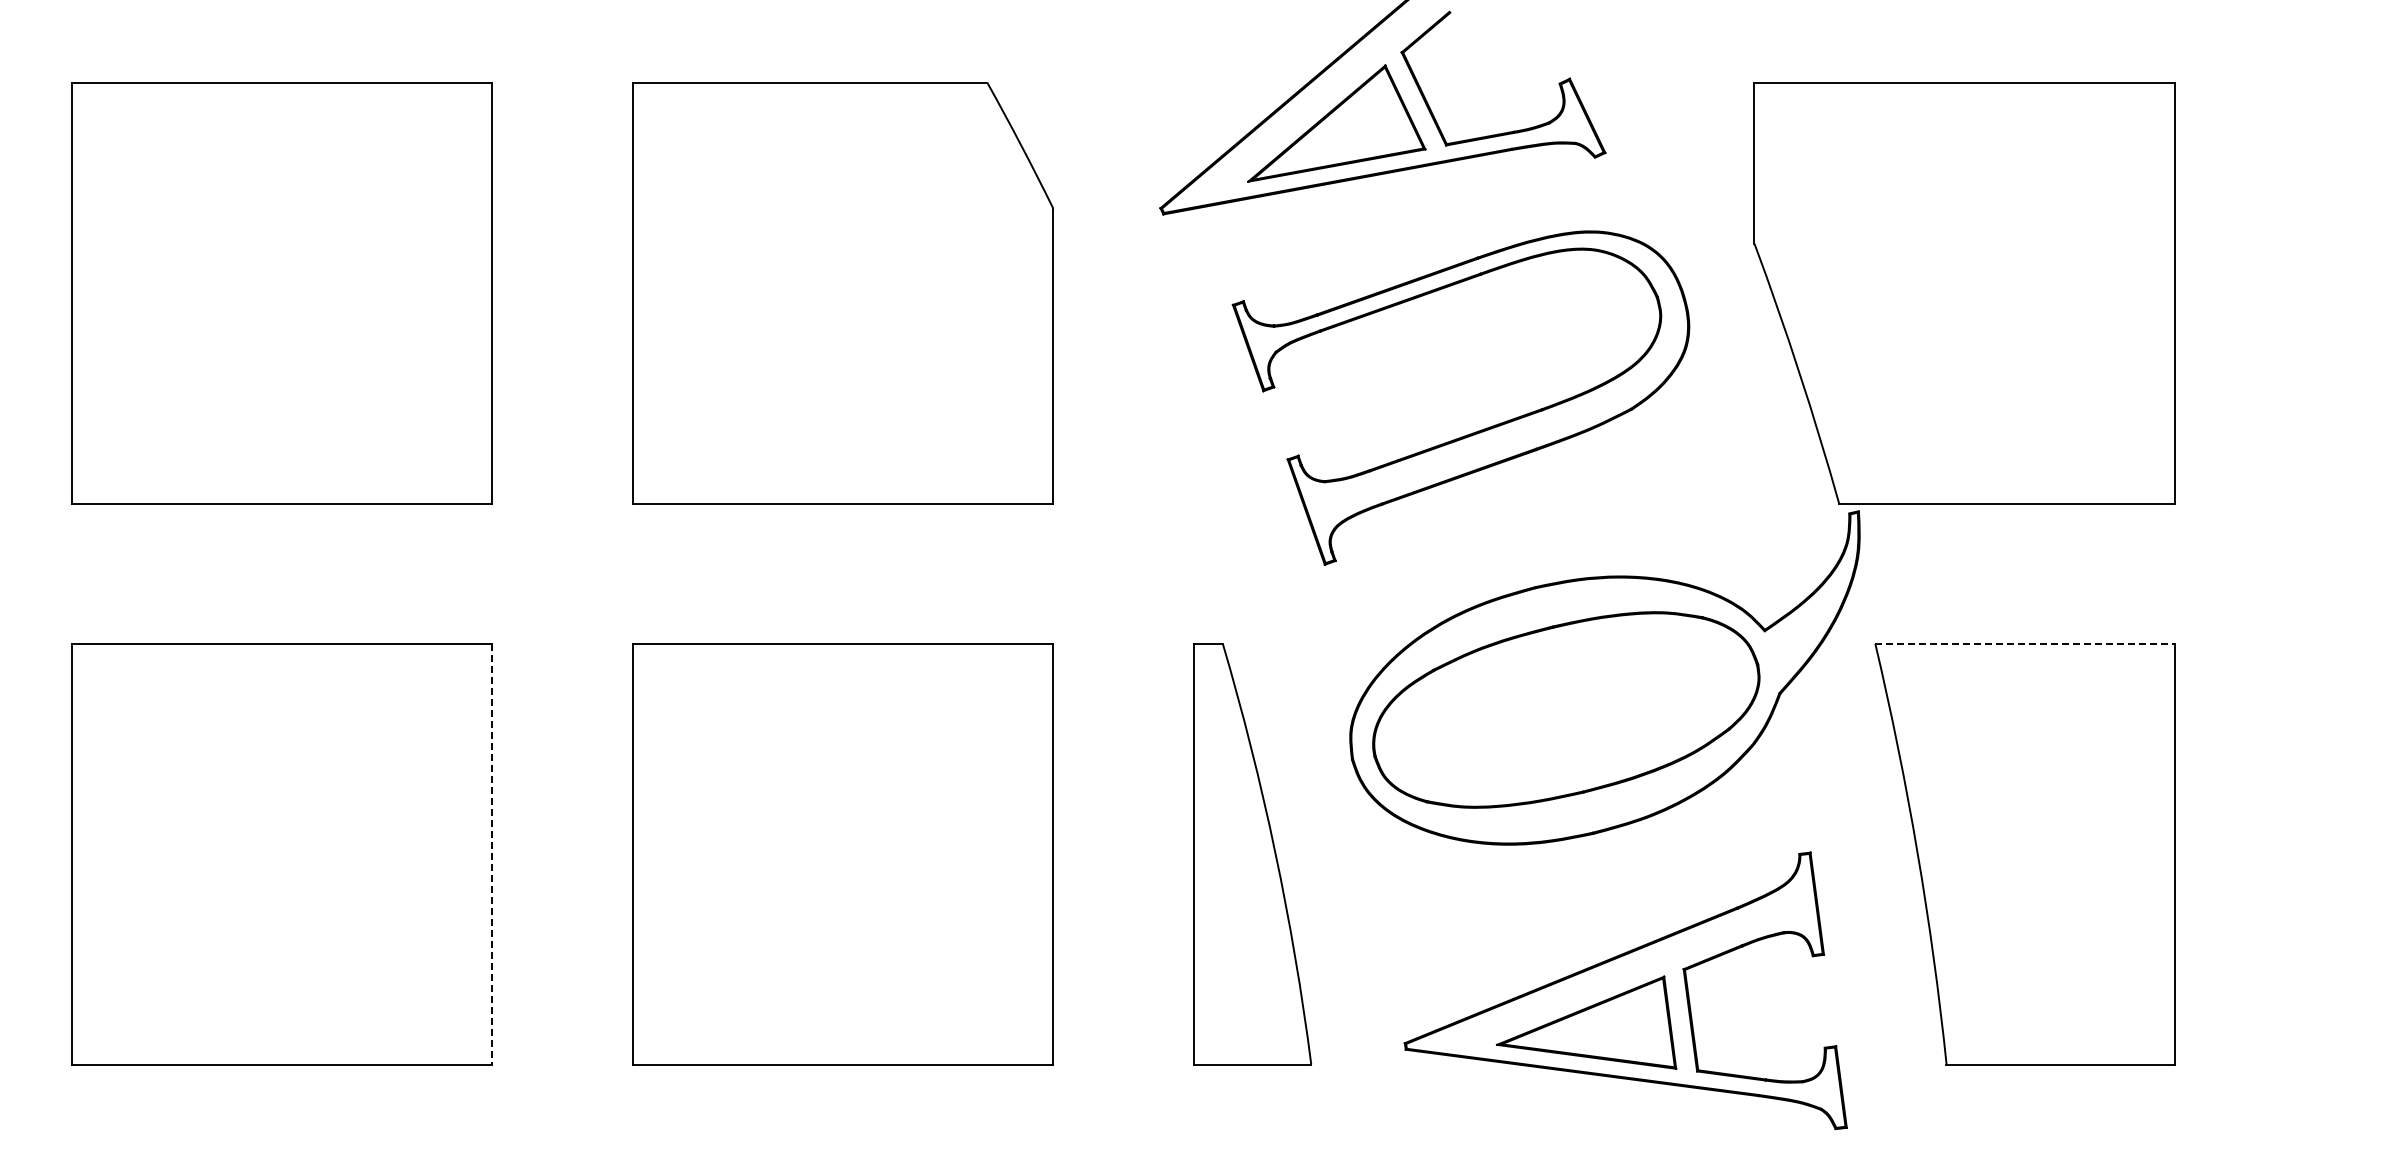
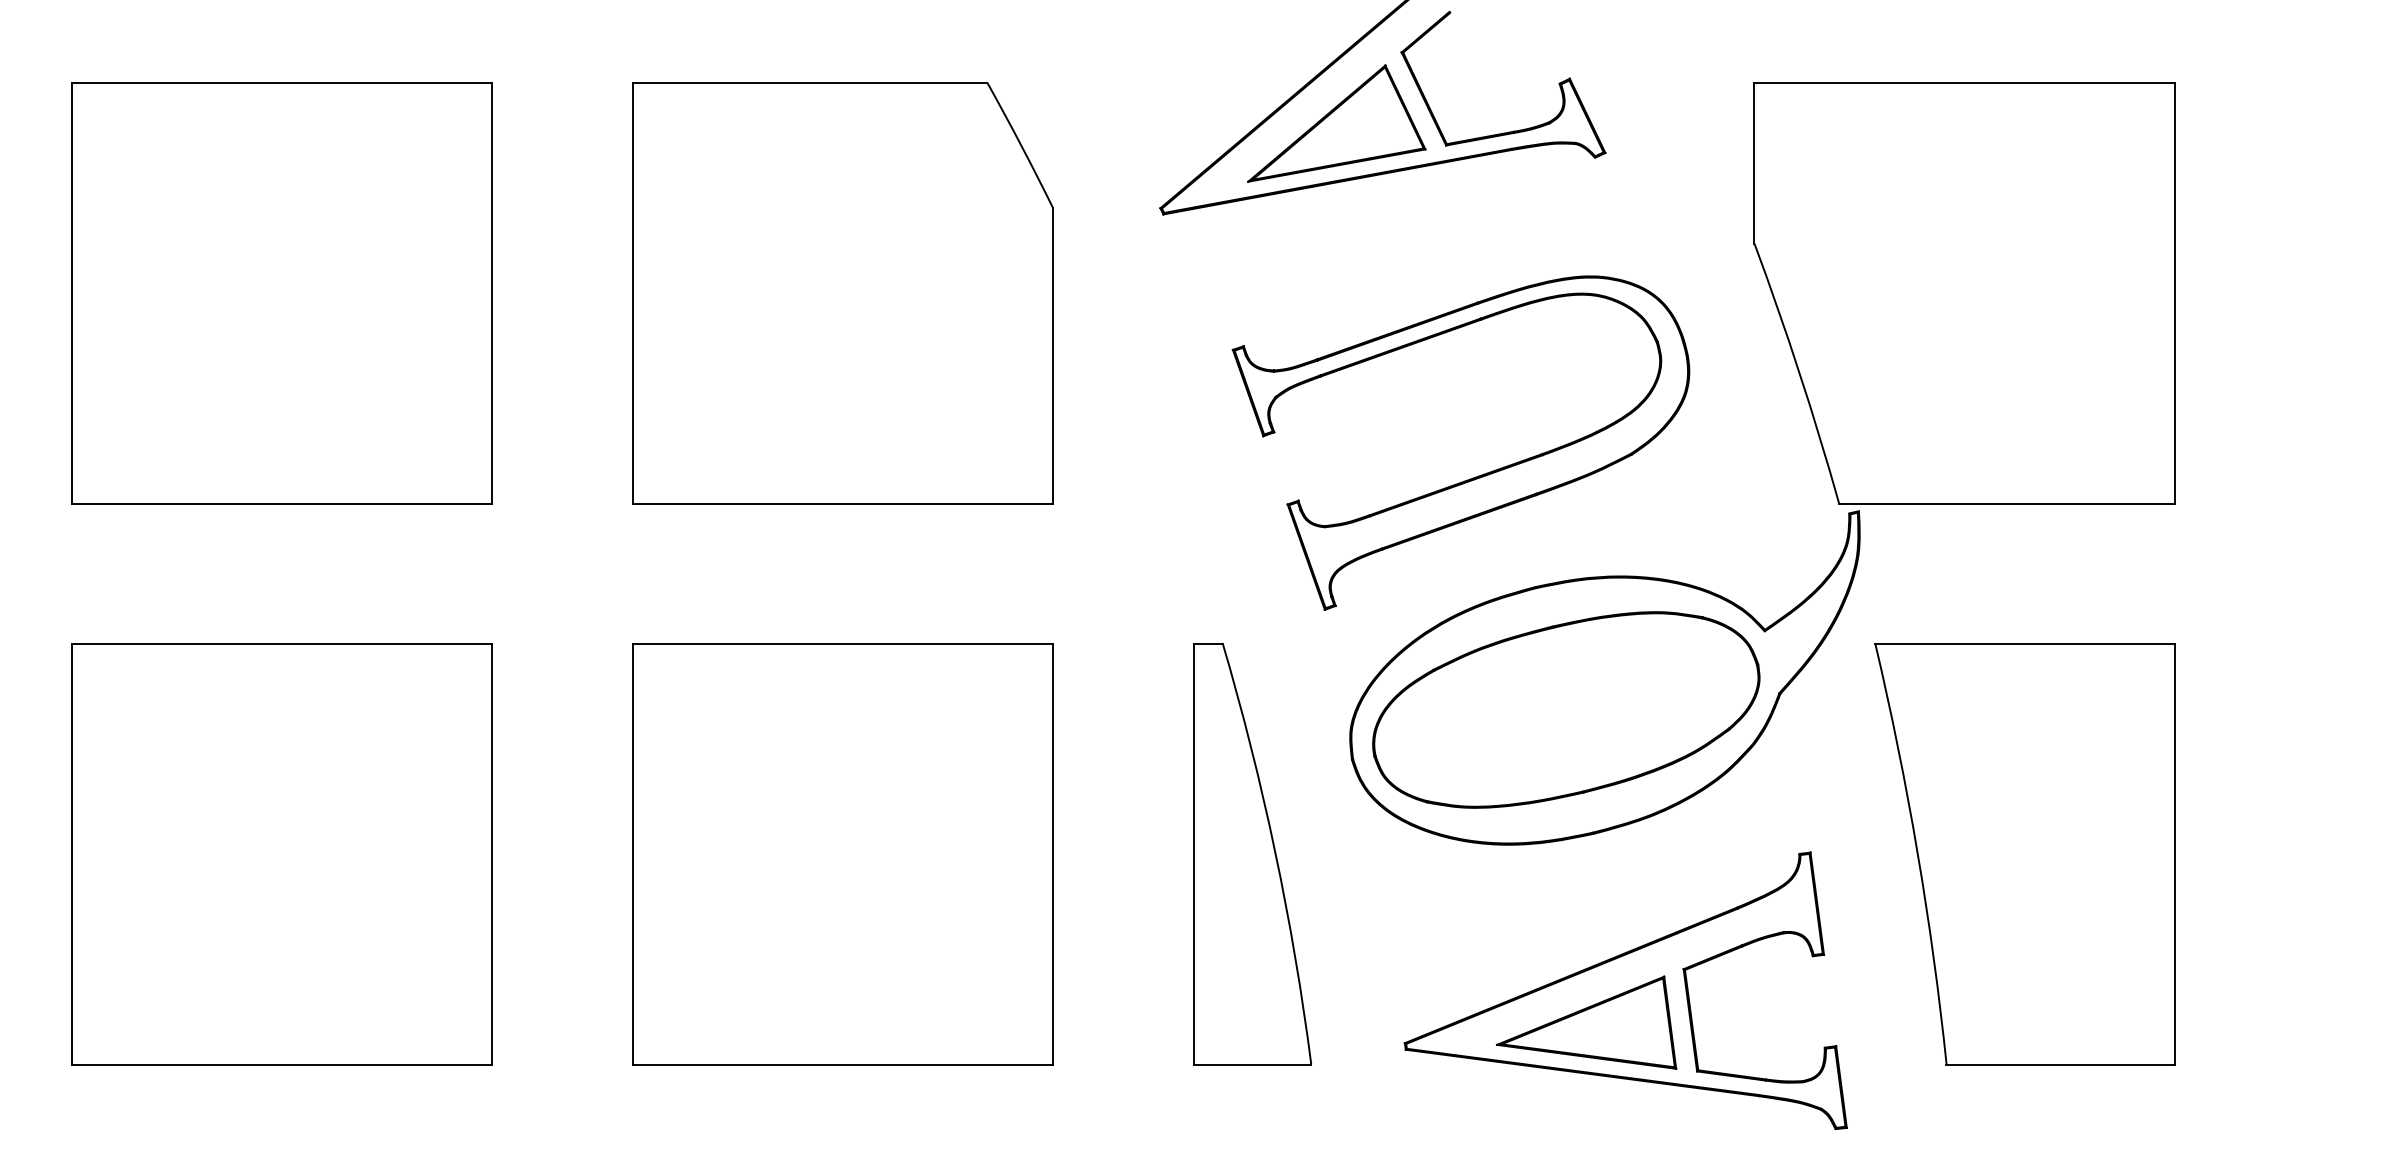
part position: (1472, 432) -> (1472, 477) (1472, 477)
line: dashed -> solid (2025, 643)
line: dashed -> solid (492, 854)
